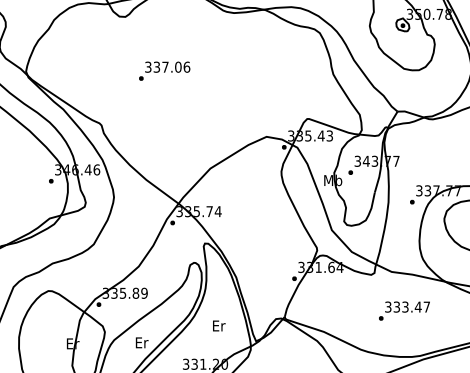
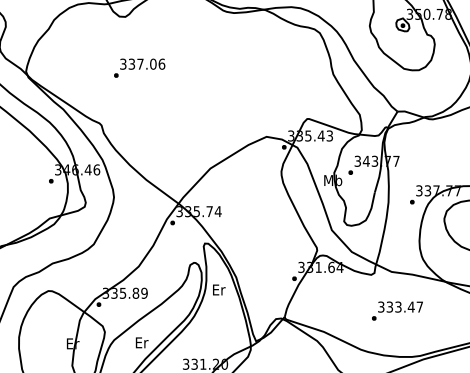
text position: (164, 70) -> (139, 67) (139, 67)
text position: (404, 310) -> (397, 310) (397, 310)
text position: (219, 325) -> (219, 289) (219, 289)
